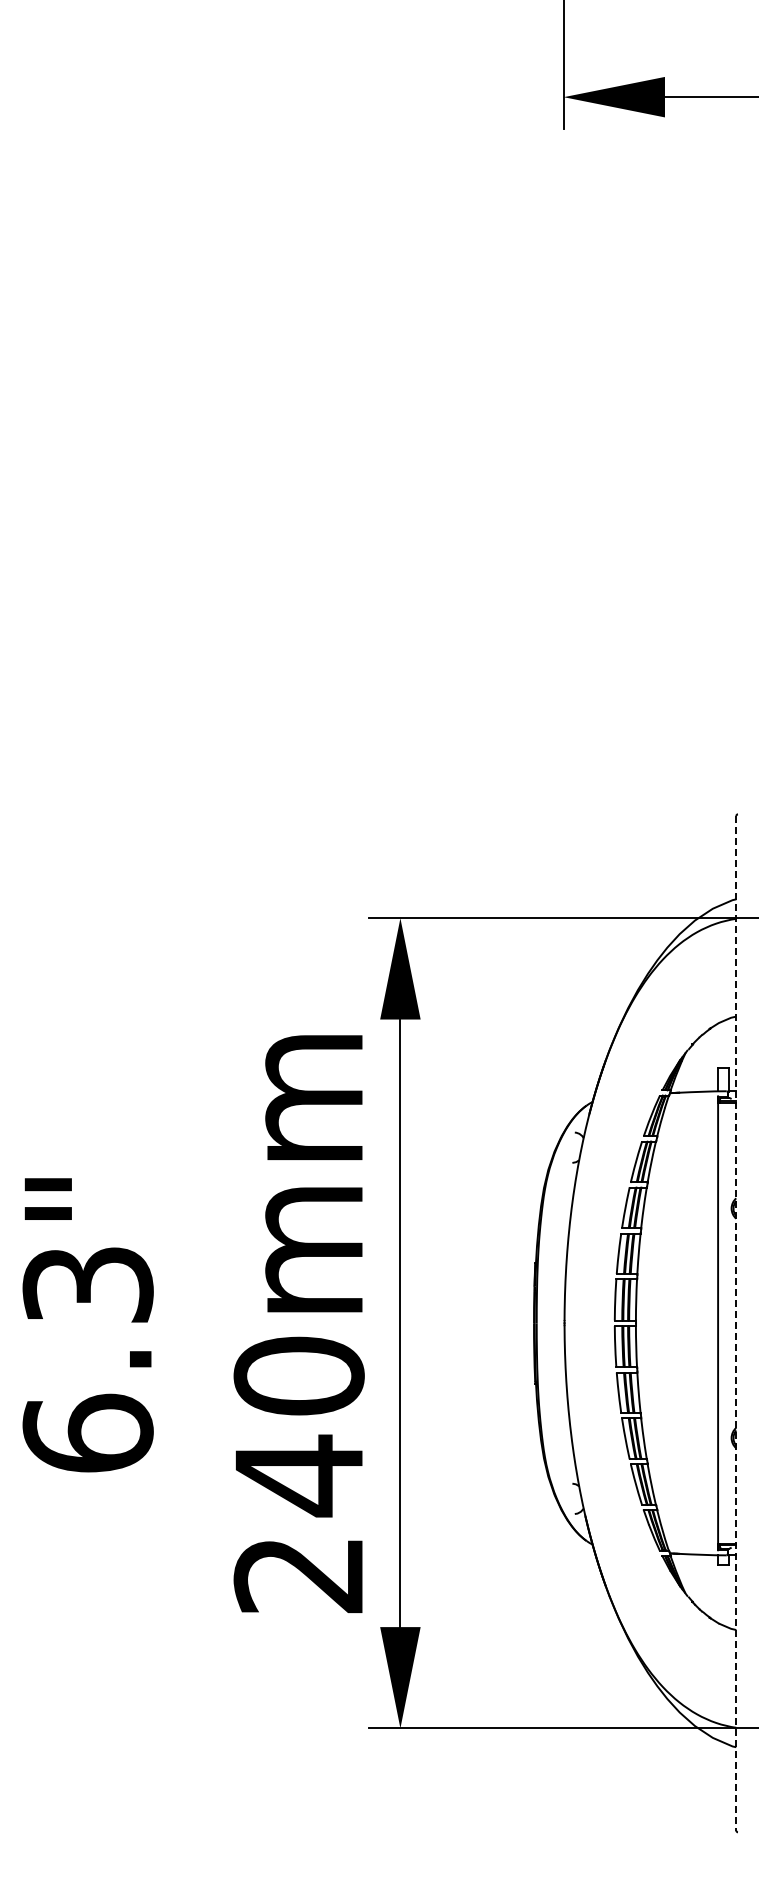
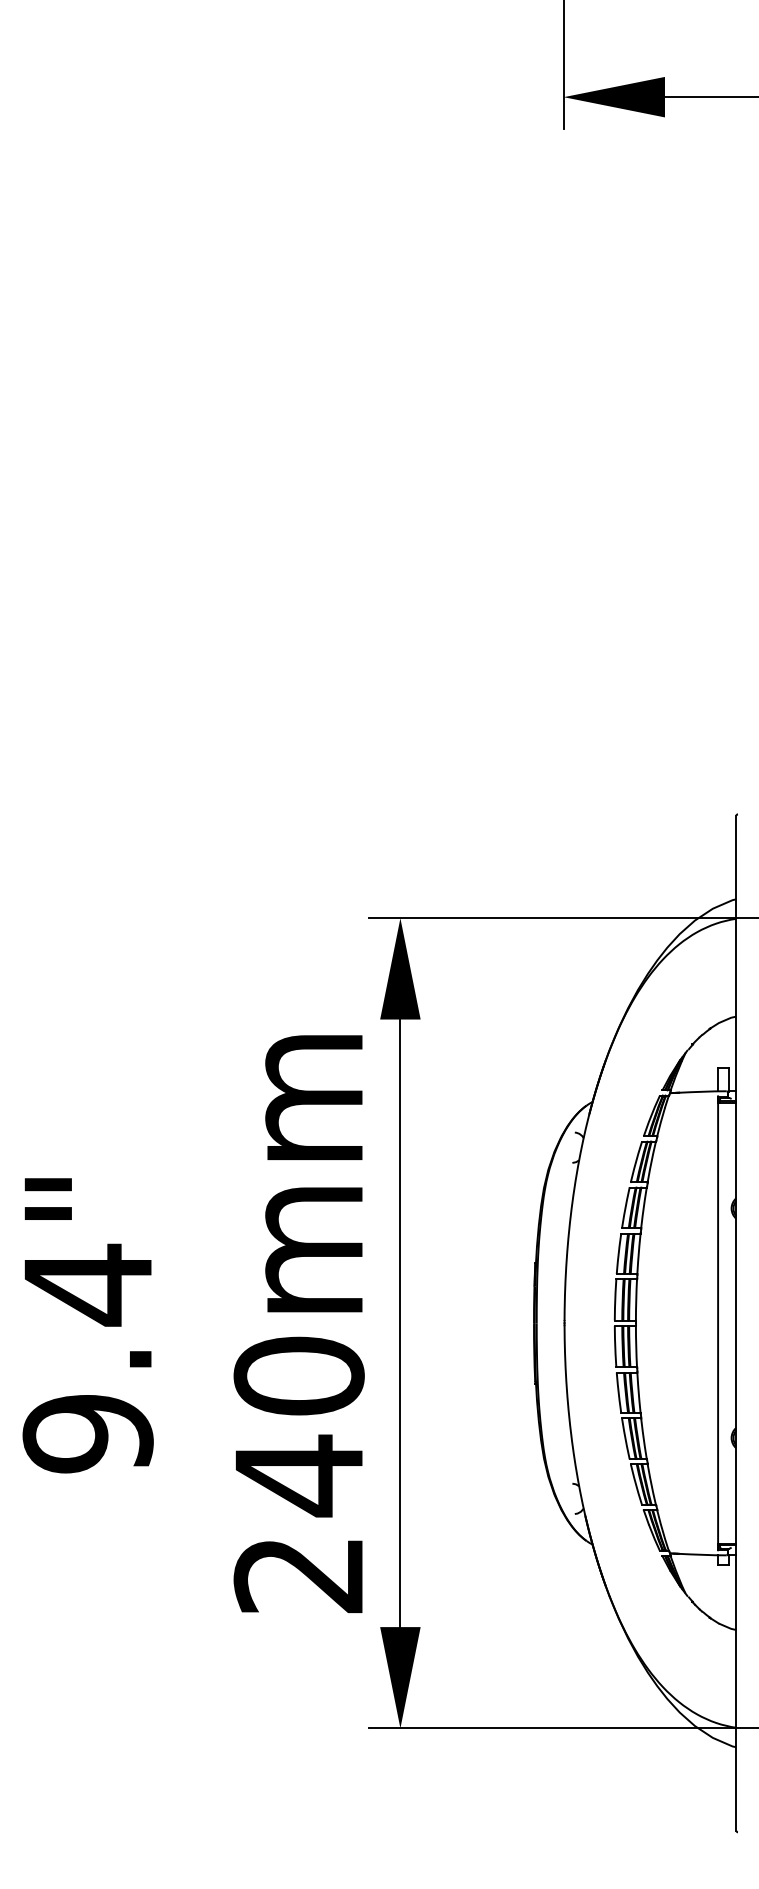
line: dashed -> solid (736, 1323)
text: 6.3" -> 9.4" (87, 1358)
